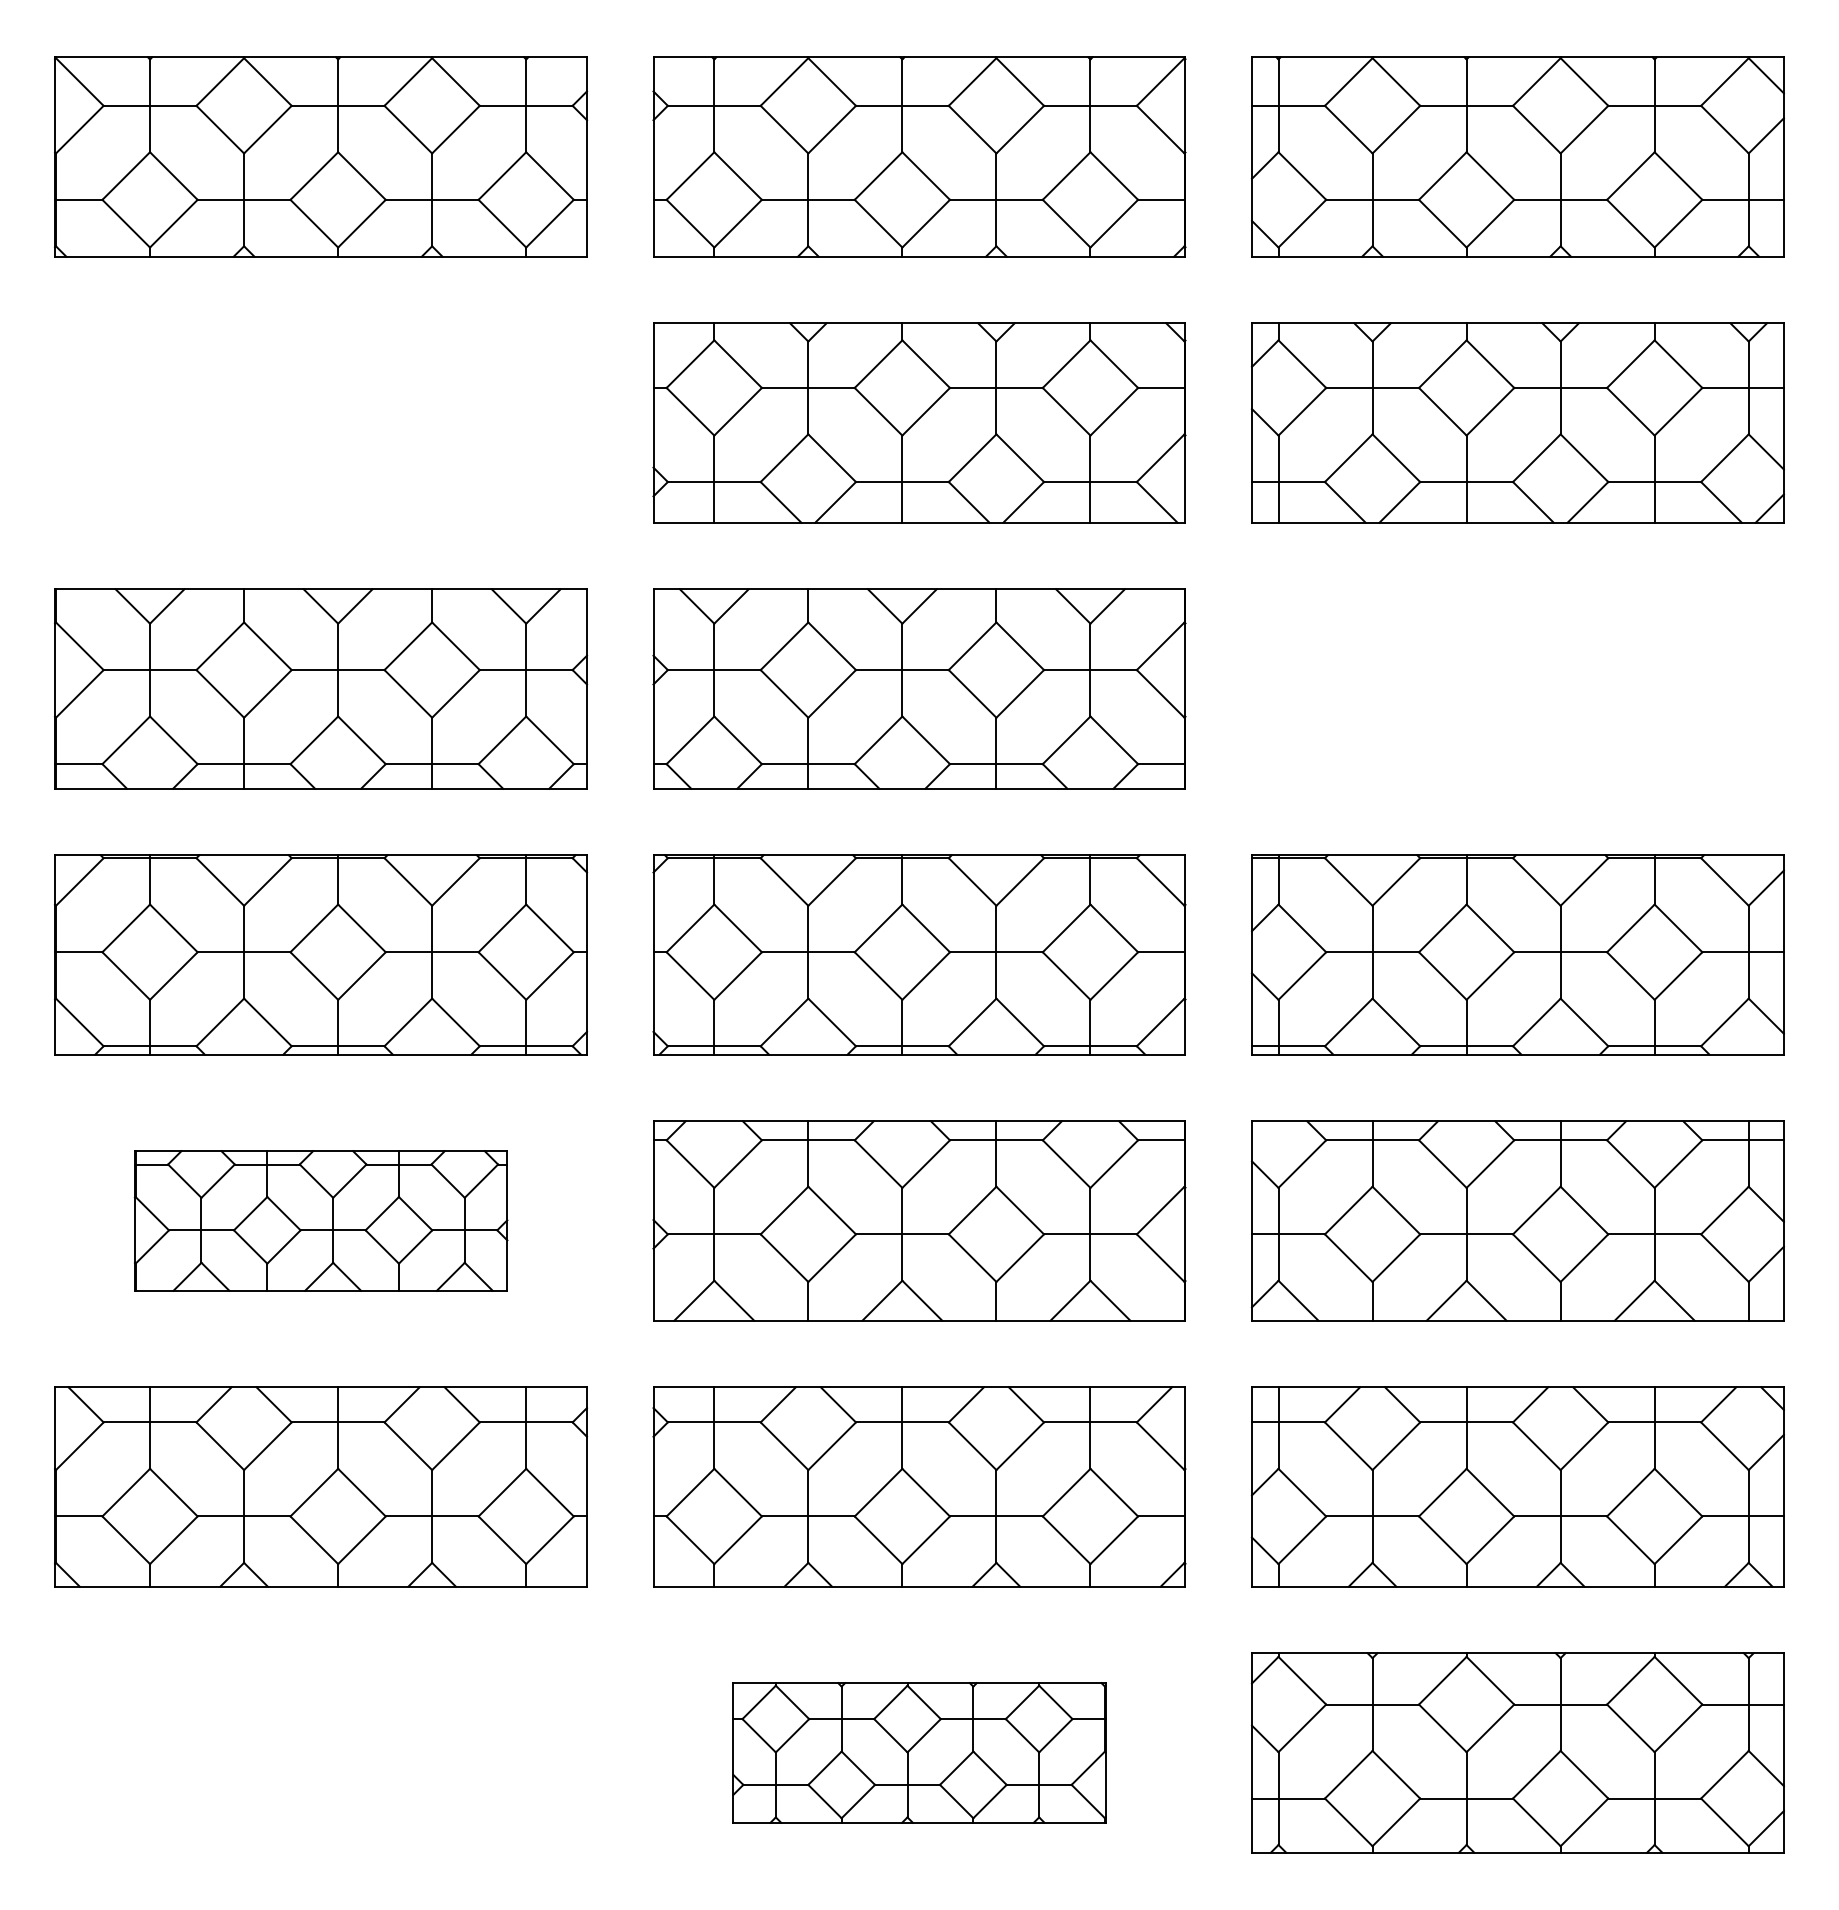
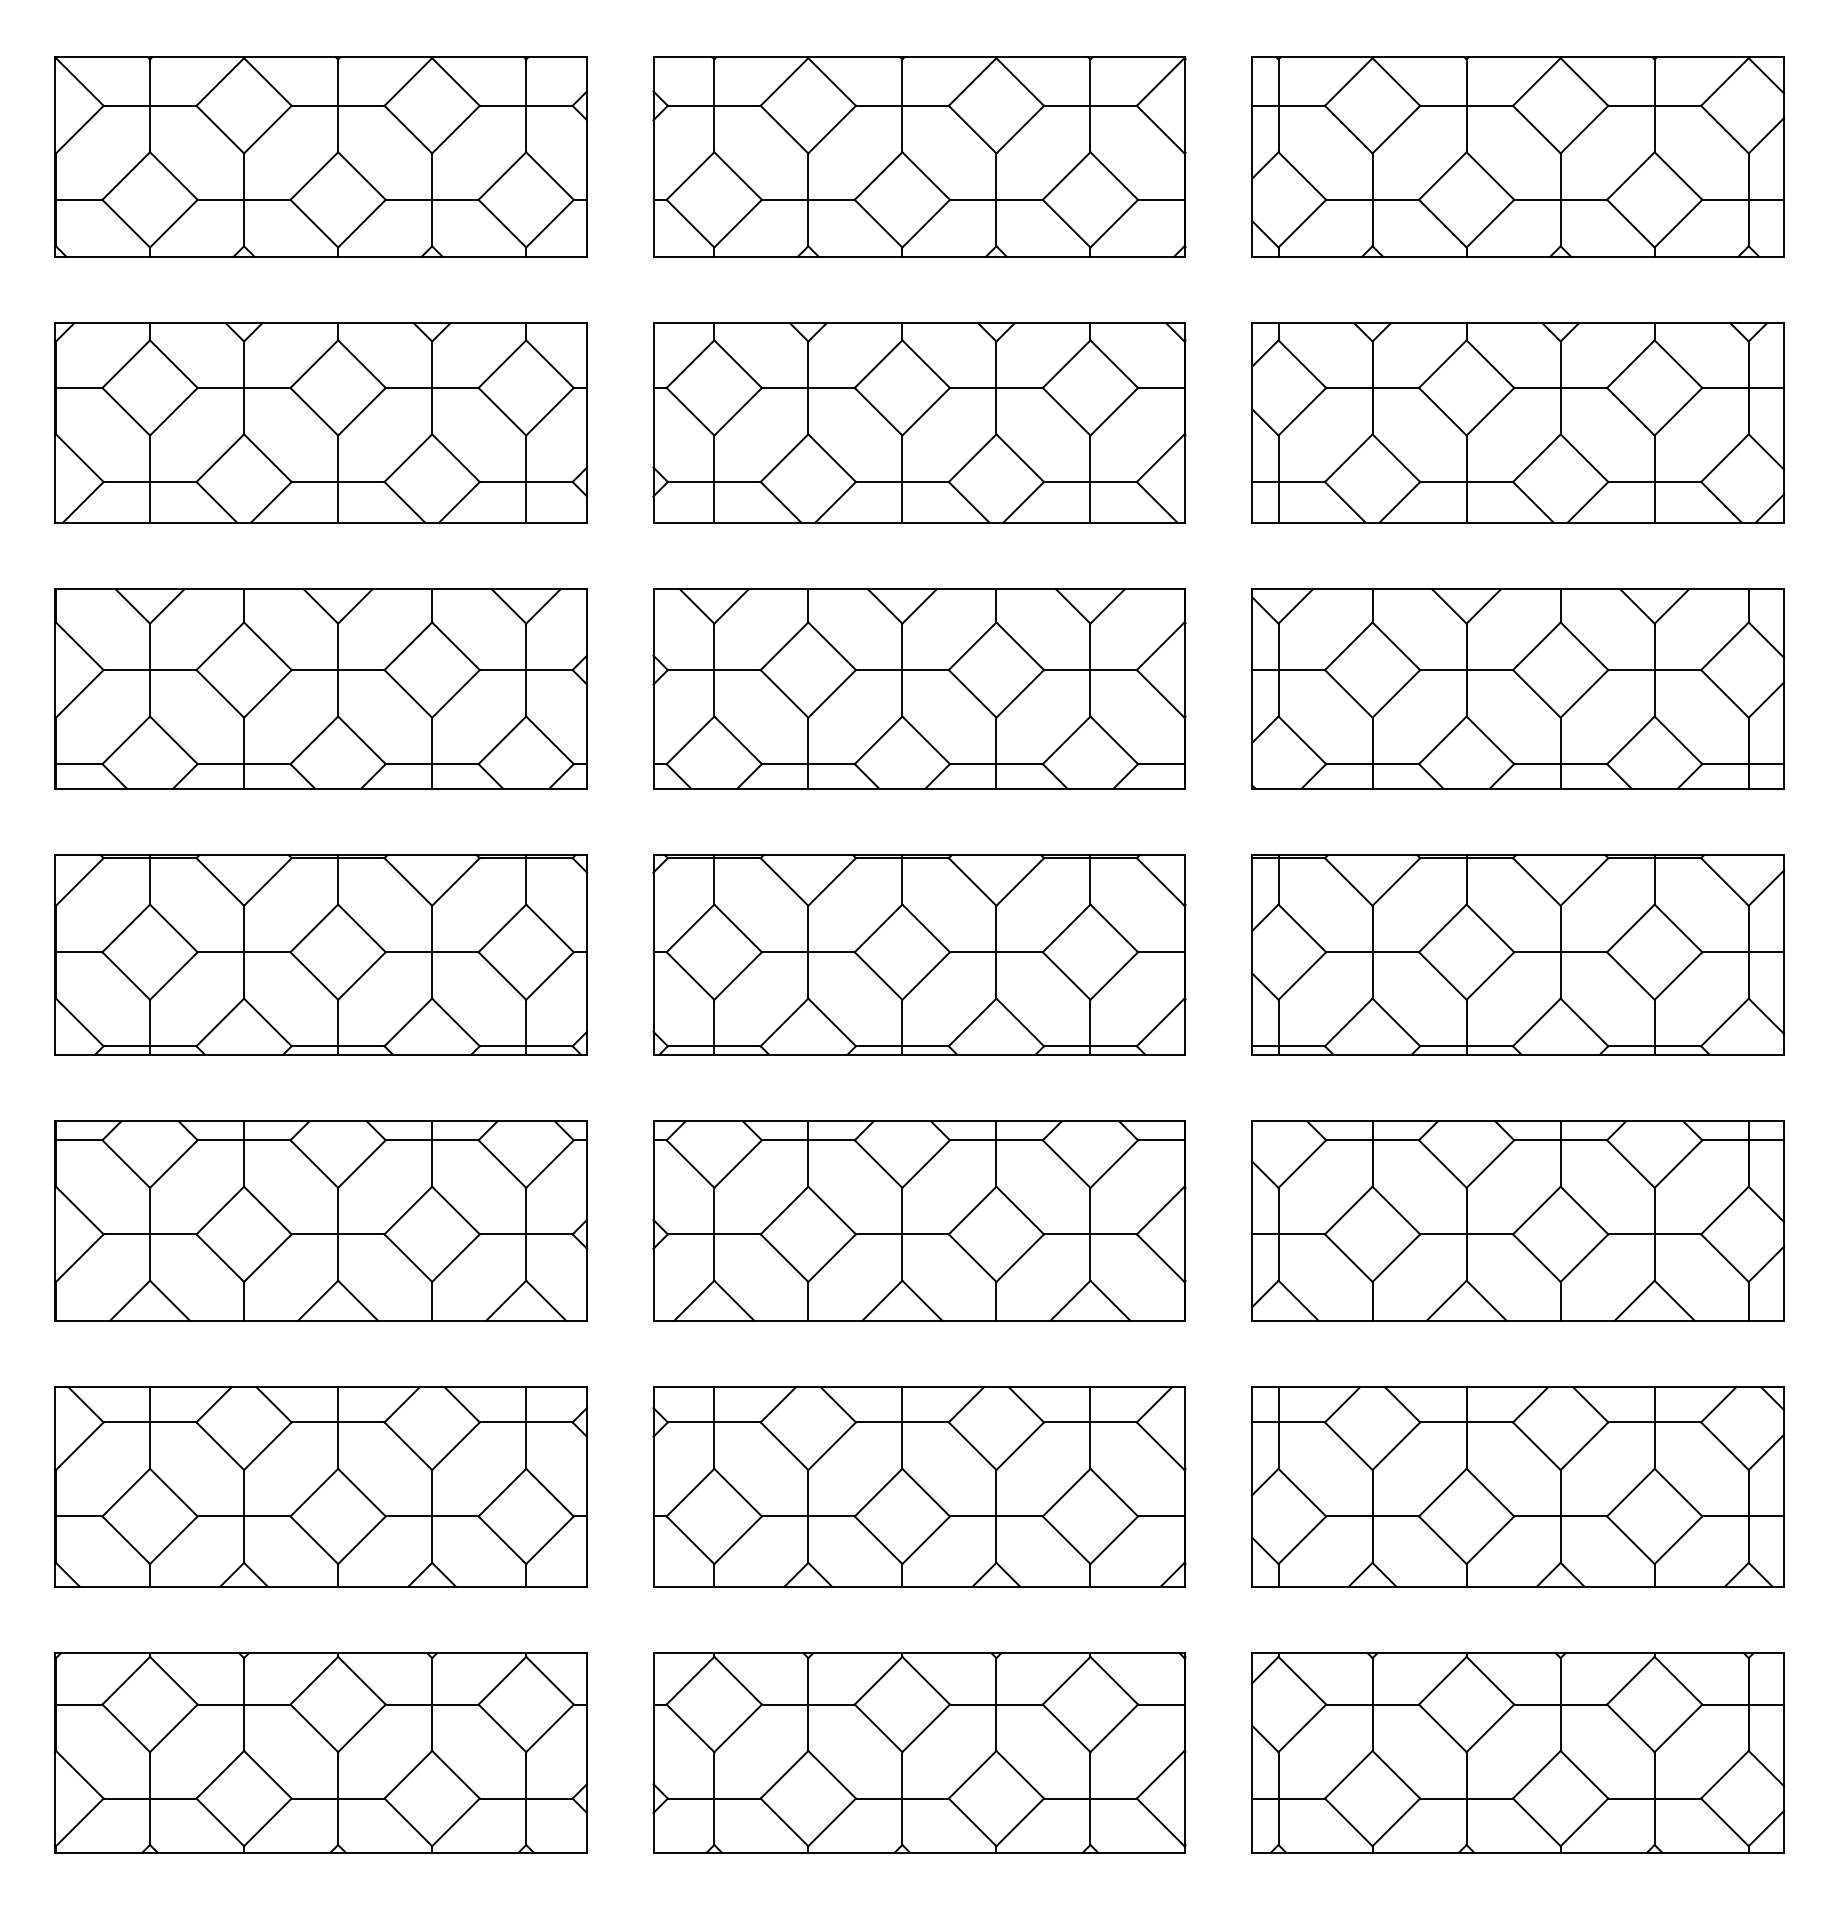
part: none -> present (321, 422)
part: none -> present (1517, 688)
part size: 376x142 px -> 535x202 px (321, 1220)
part: none -> present (321, 1752)
part size: 375x142 px -> 535x202 px (919, 1752)
